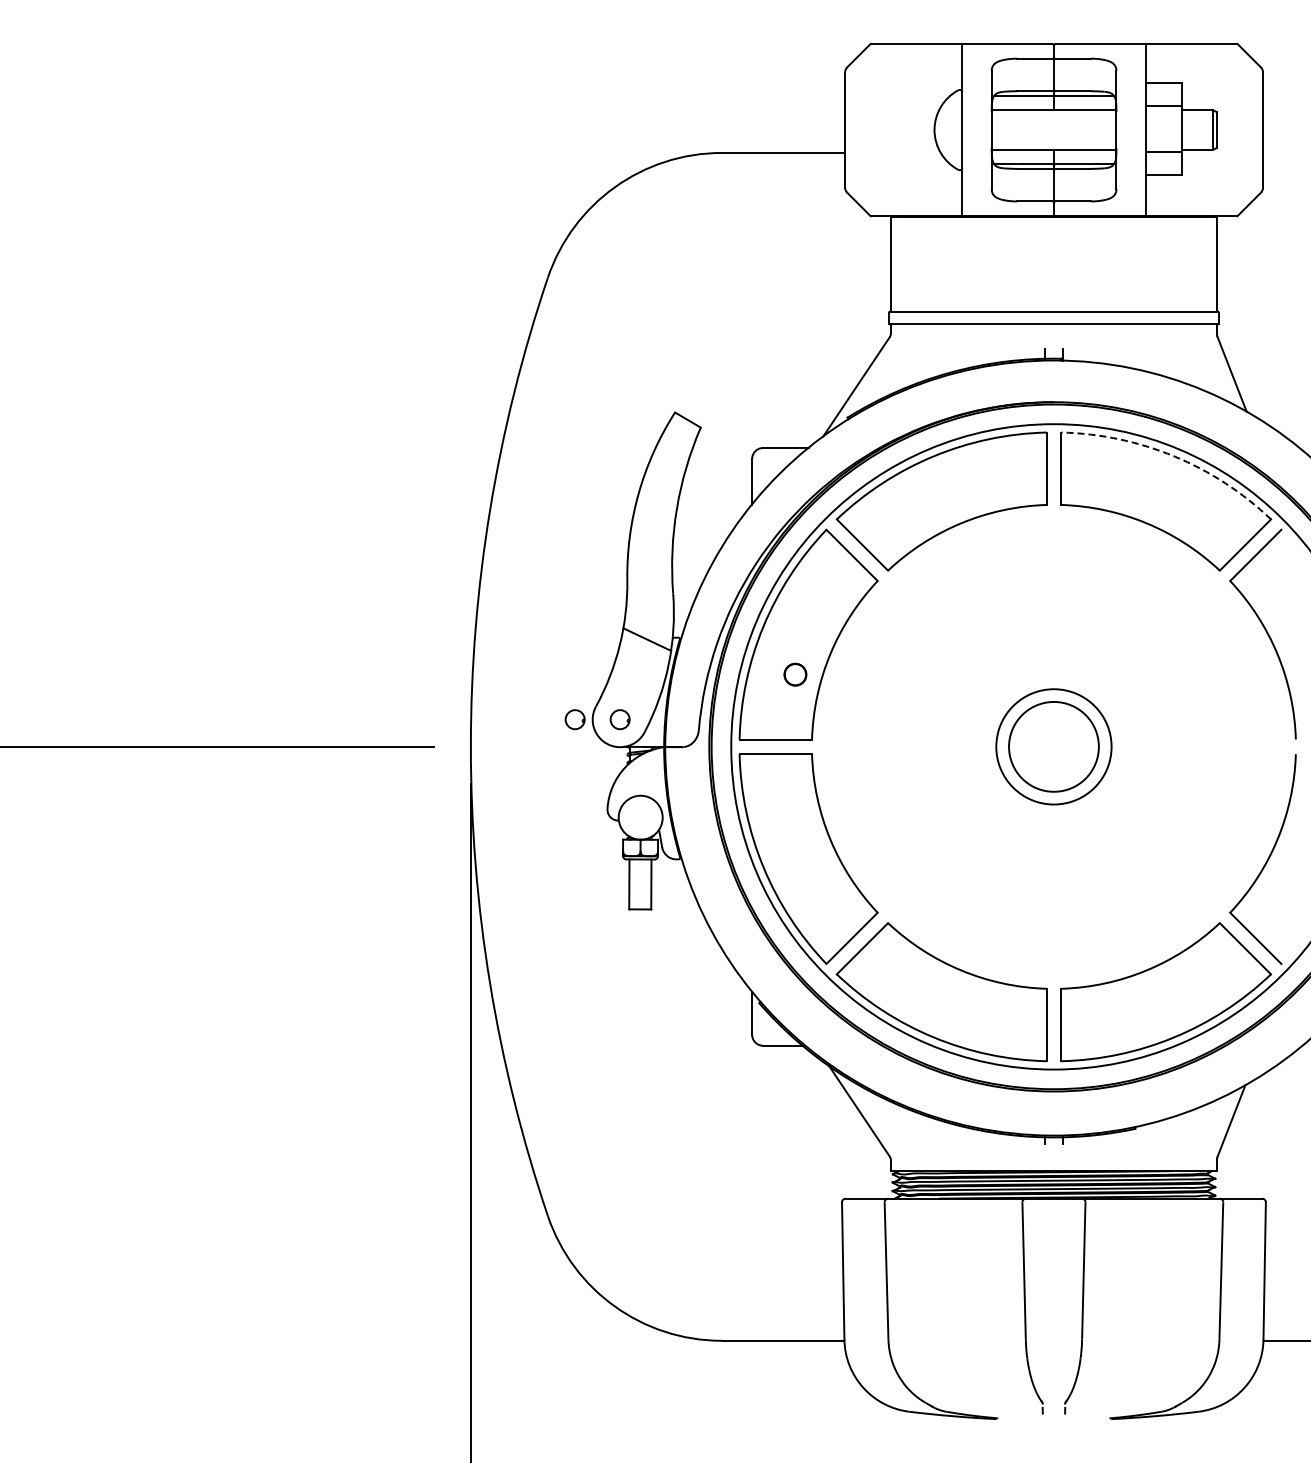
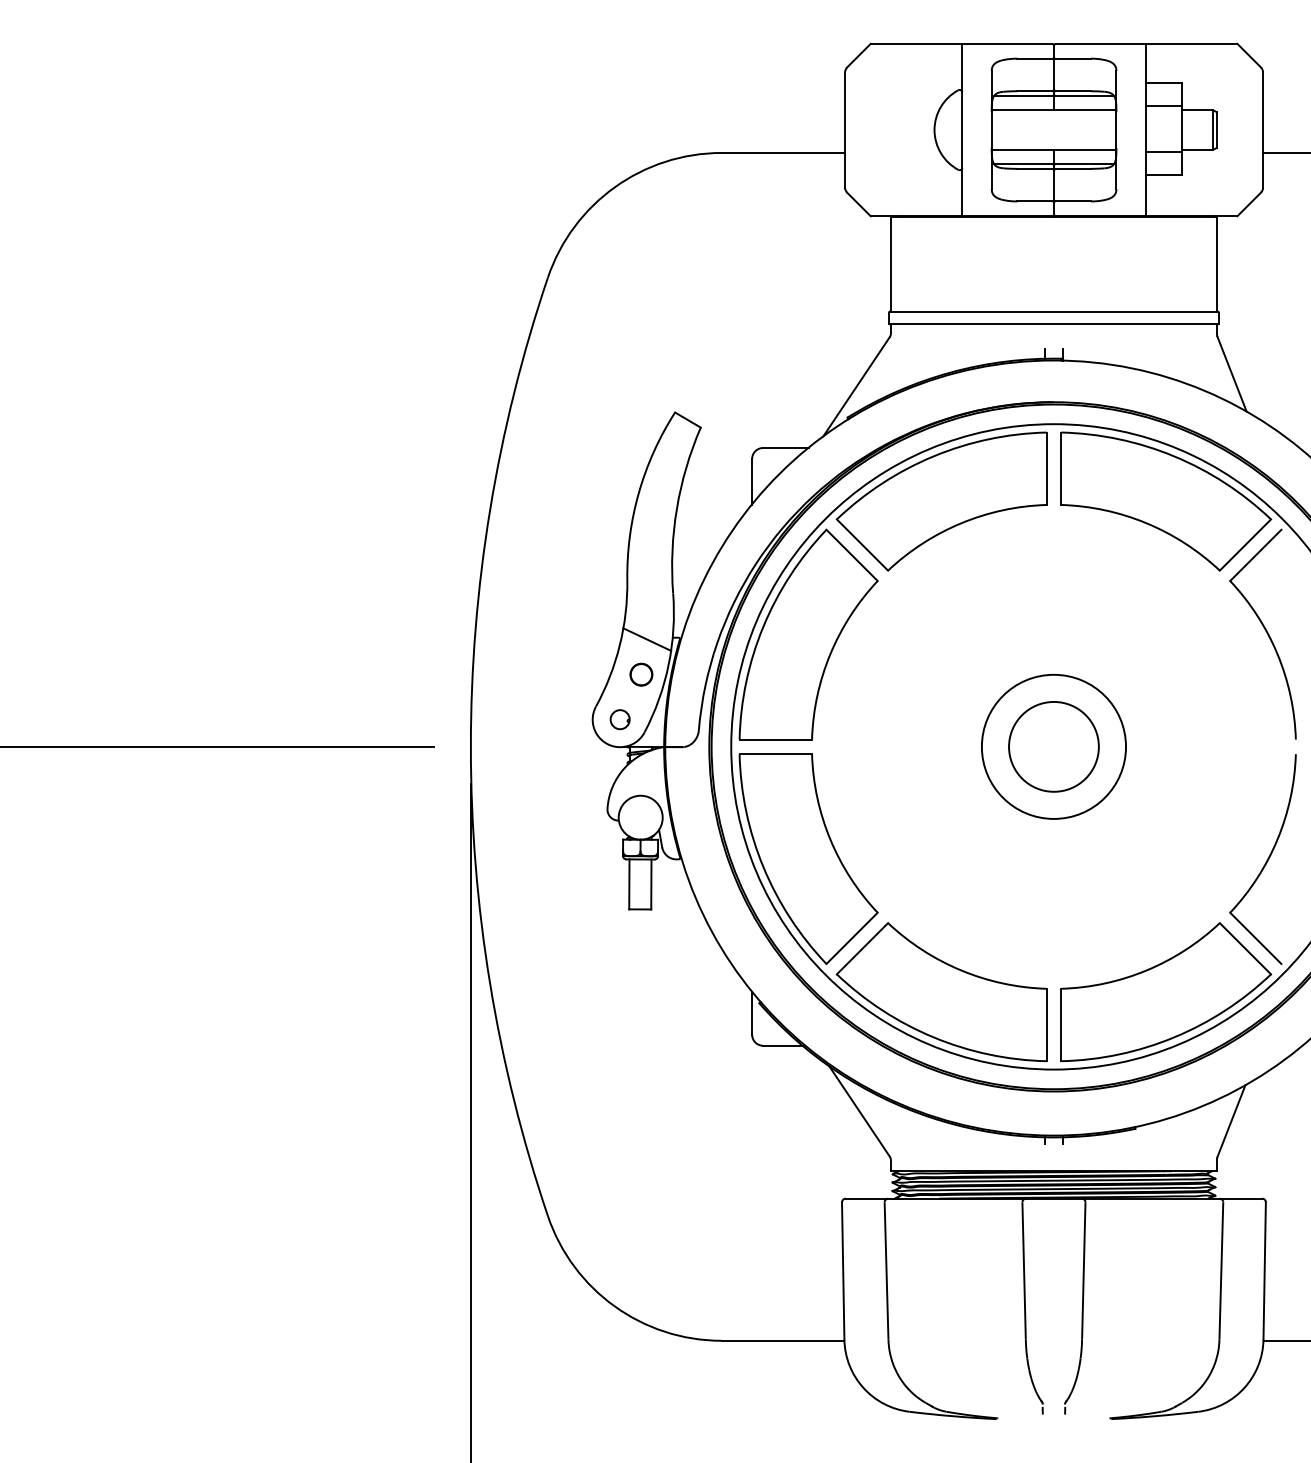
line: none -> present (1285, 152)
arc: dashed -> solid (1174, 456)
circle position: (795, 674) -> (641, 674) (641, 674)
part: present -> none (574, 719)
circle diameter: 115 px -> 144 px (1053, 746)
